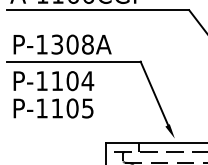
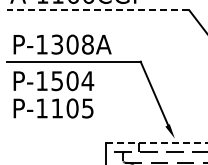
line: solid -> dashed (97, 10)
text: P-1104 -> P-1504 (56, 81)
line: solid -> dashed (156, 143)
